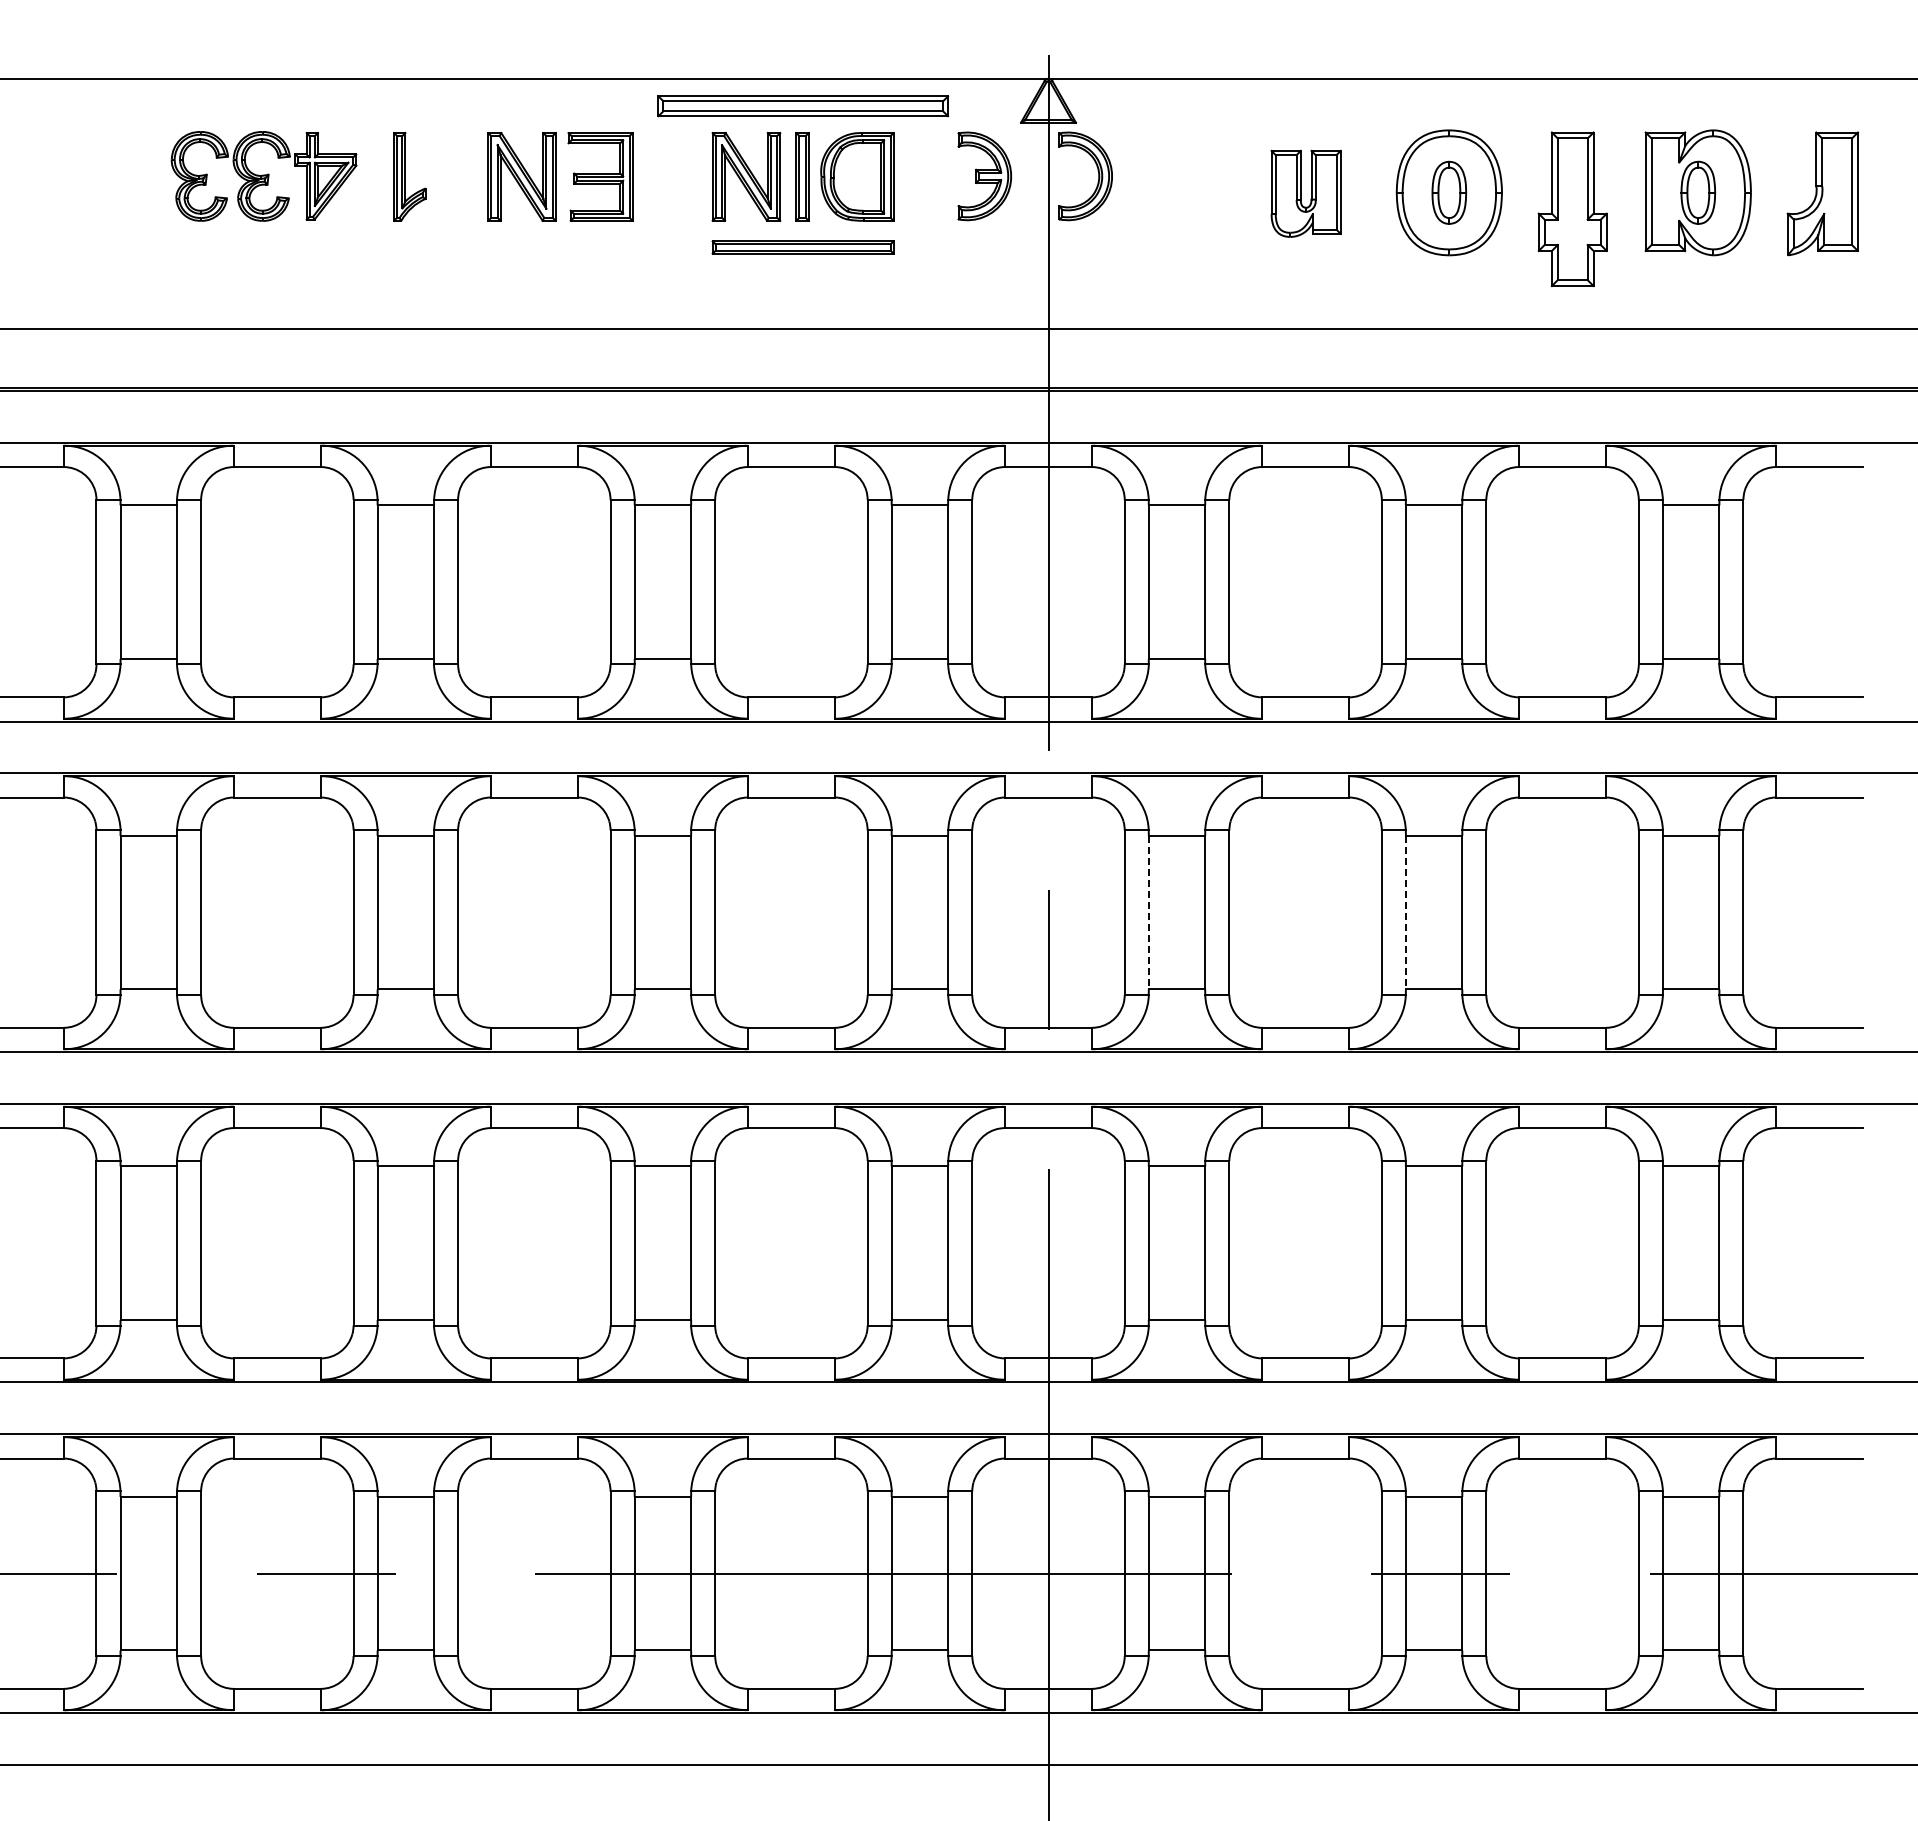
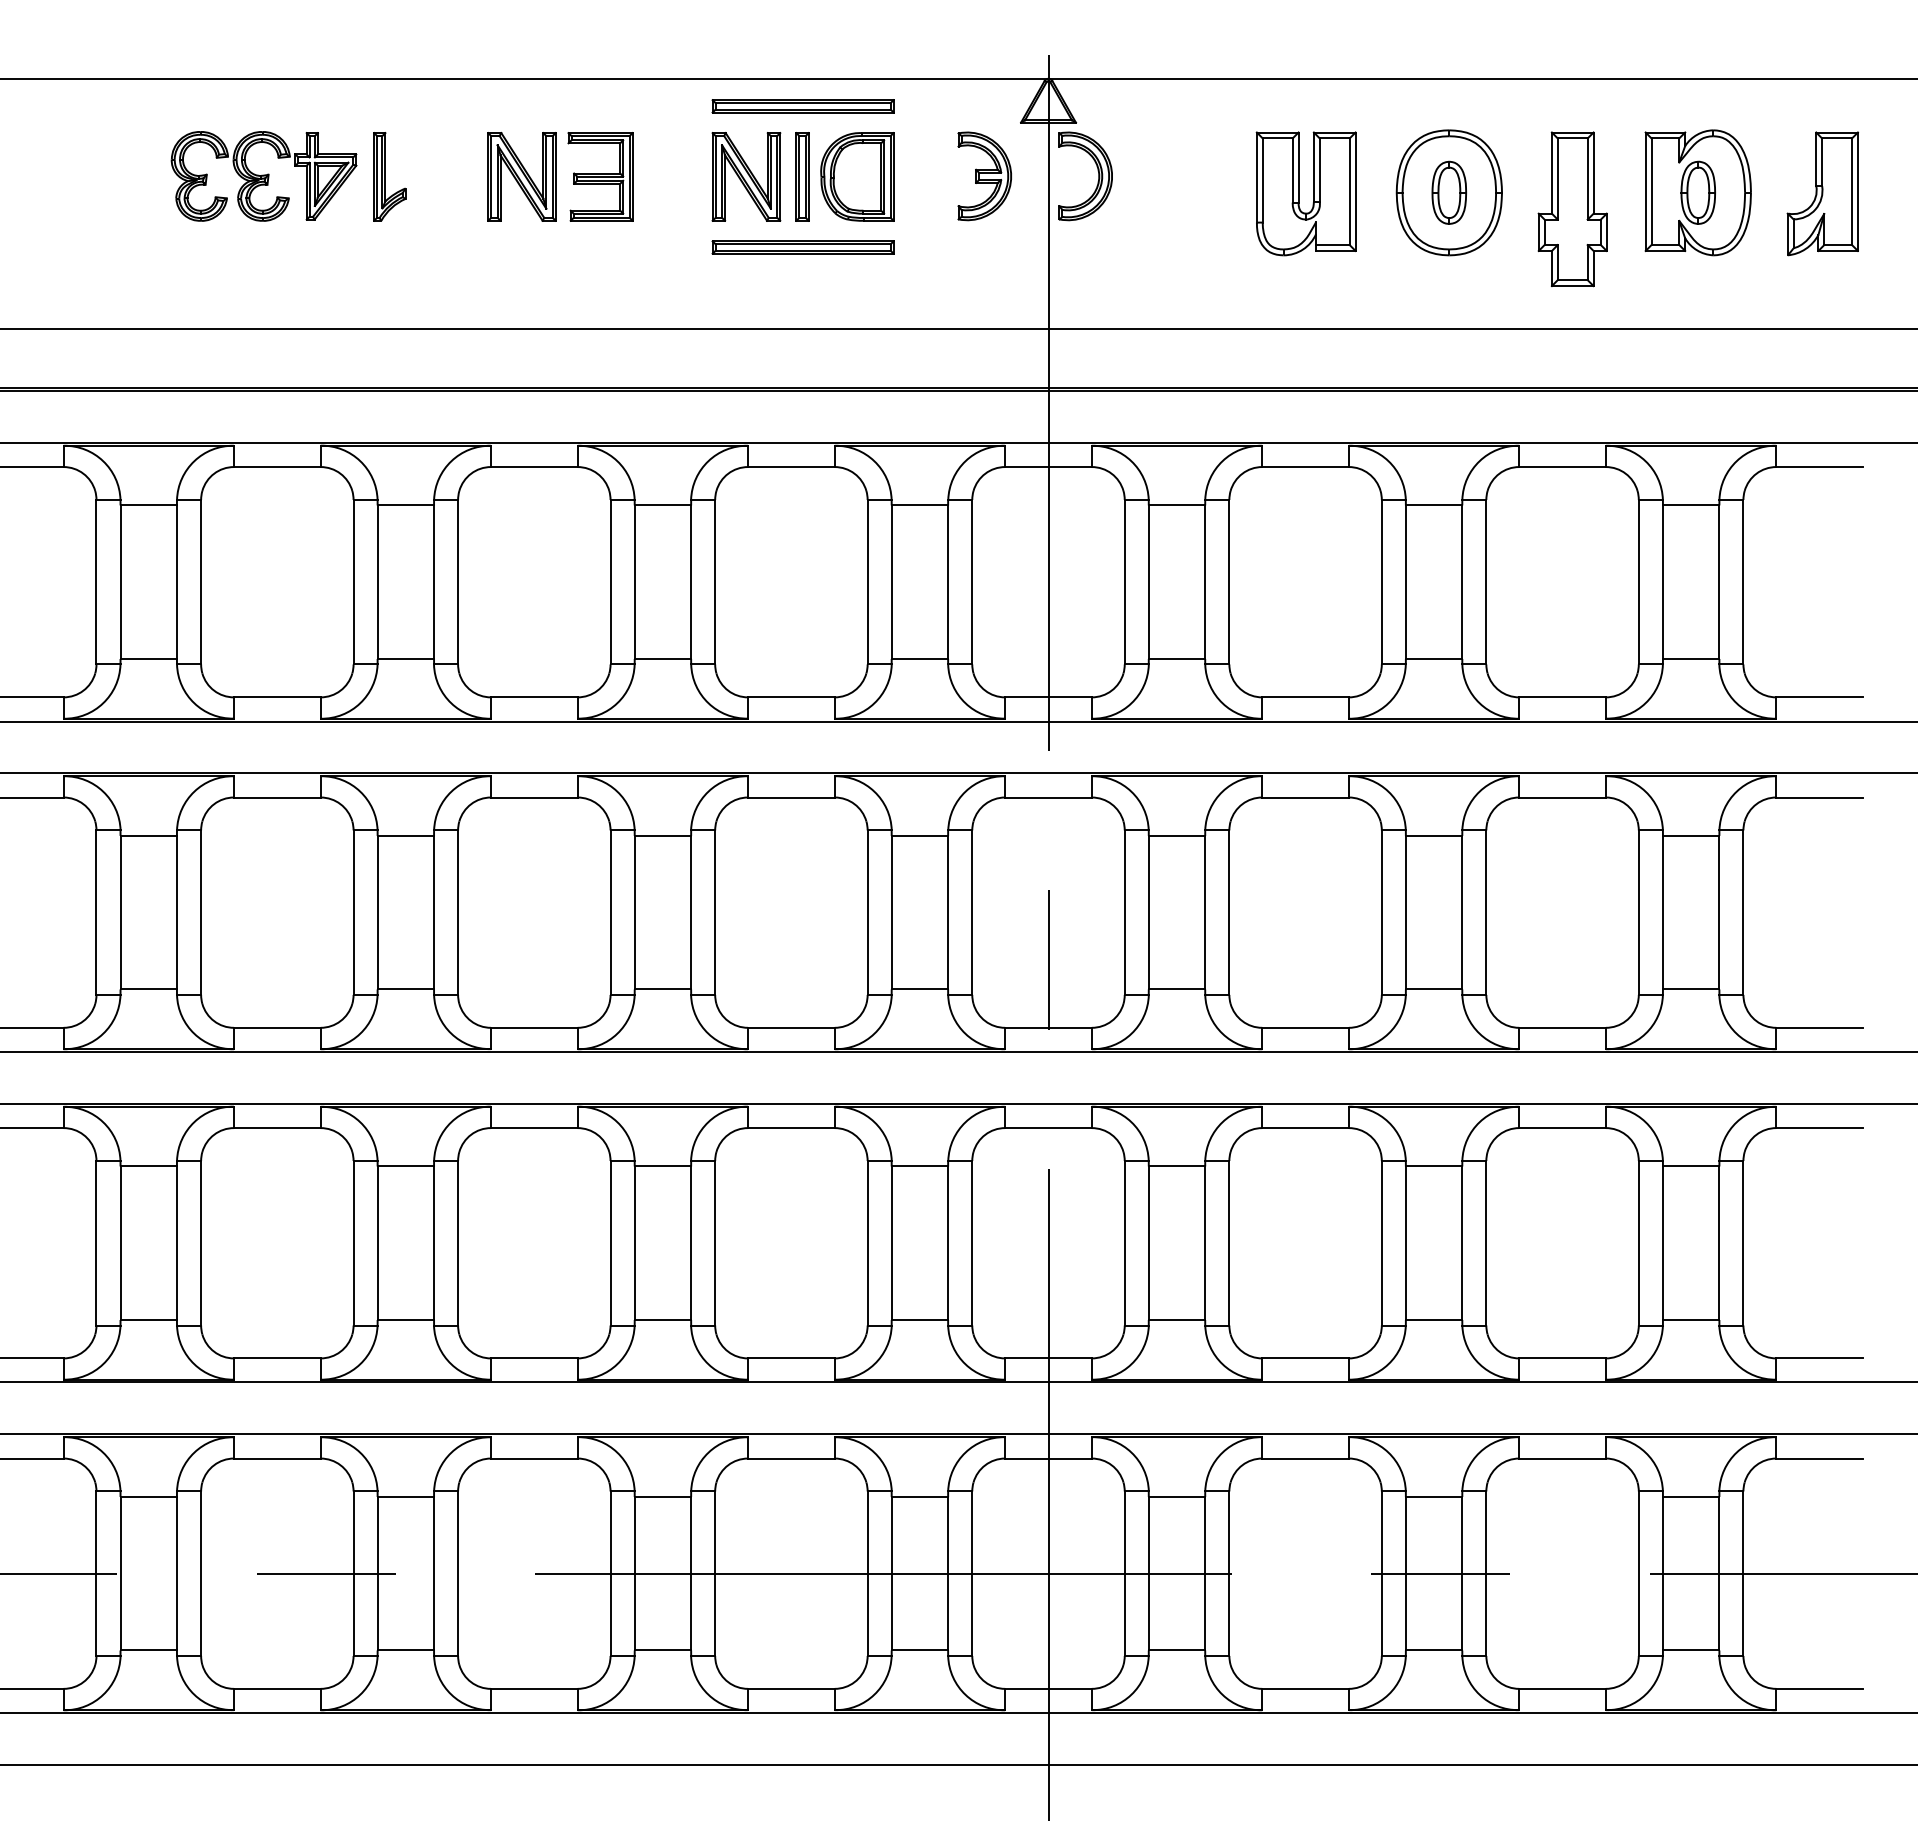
part size: 293x23 px -> 184x15 px (802, 106)
part position: (409, 176) -> (389, 176) (389, 176)
part size: 72x89 px -> 102x126 px (1305, 193)
line: dashed -> solid (1148, 912)
line: dashed -> solid (1405, 912)
